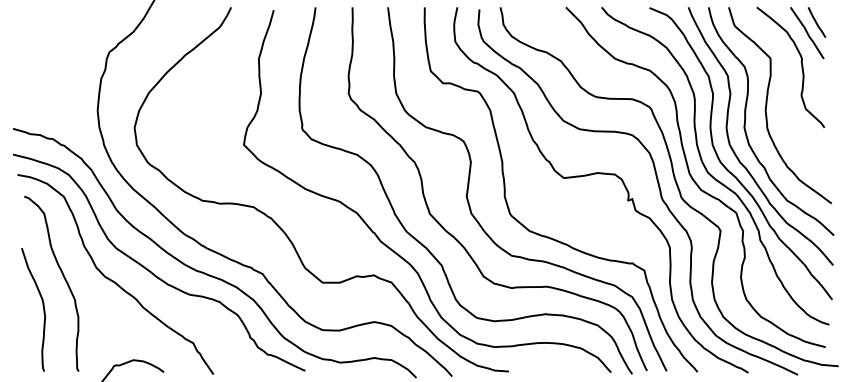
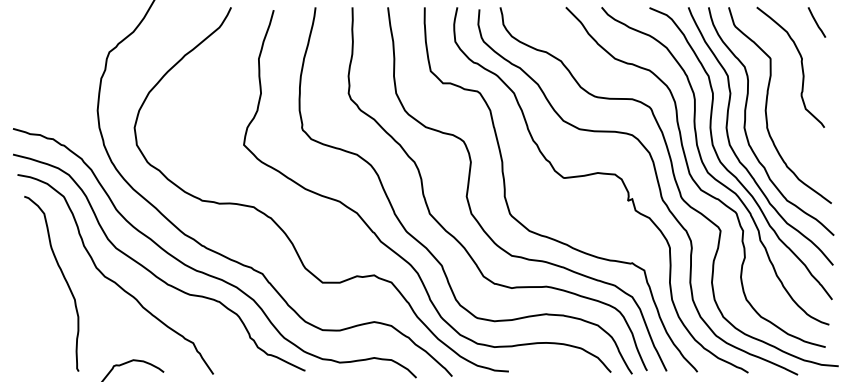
line: present -> none (807, 33)
curve: present -> none (42, 306)
